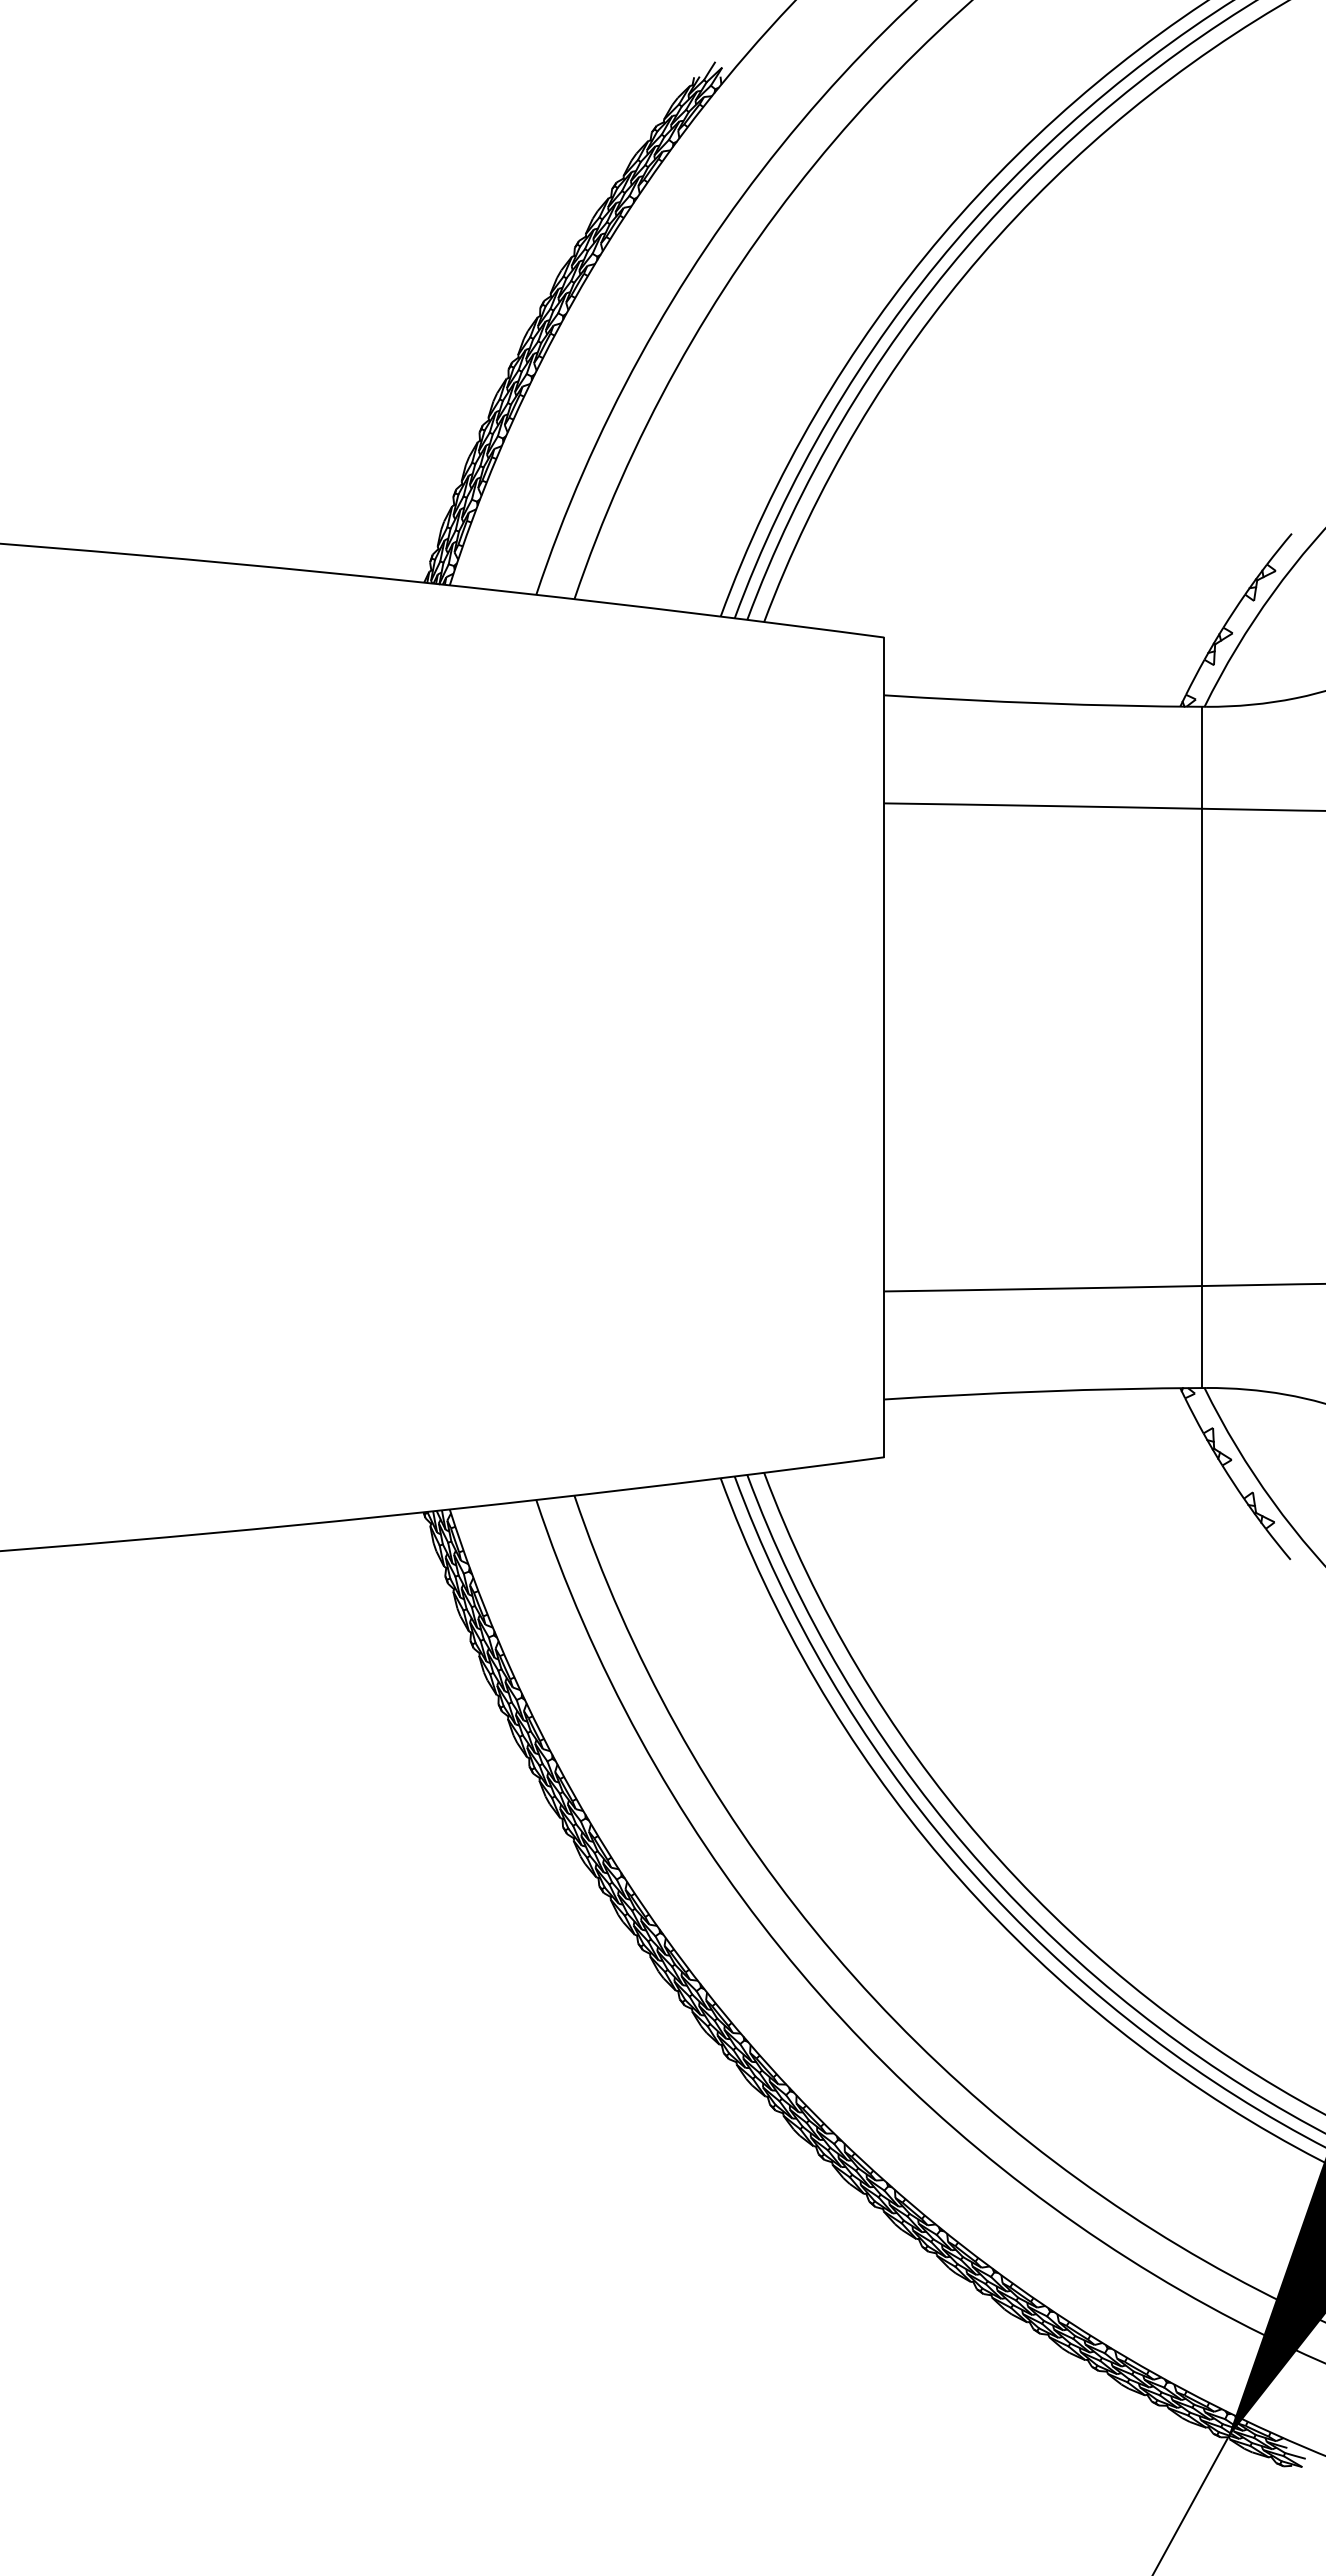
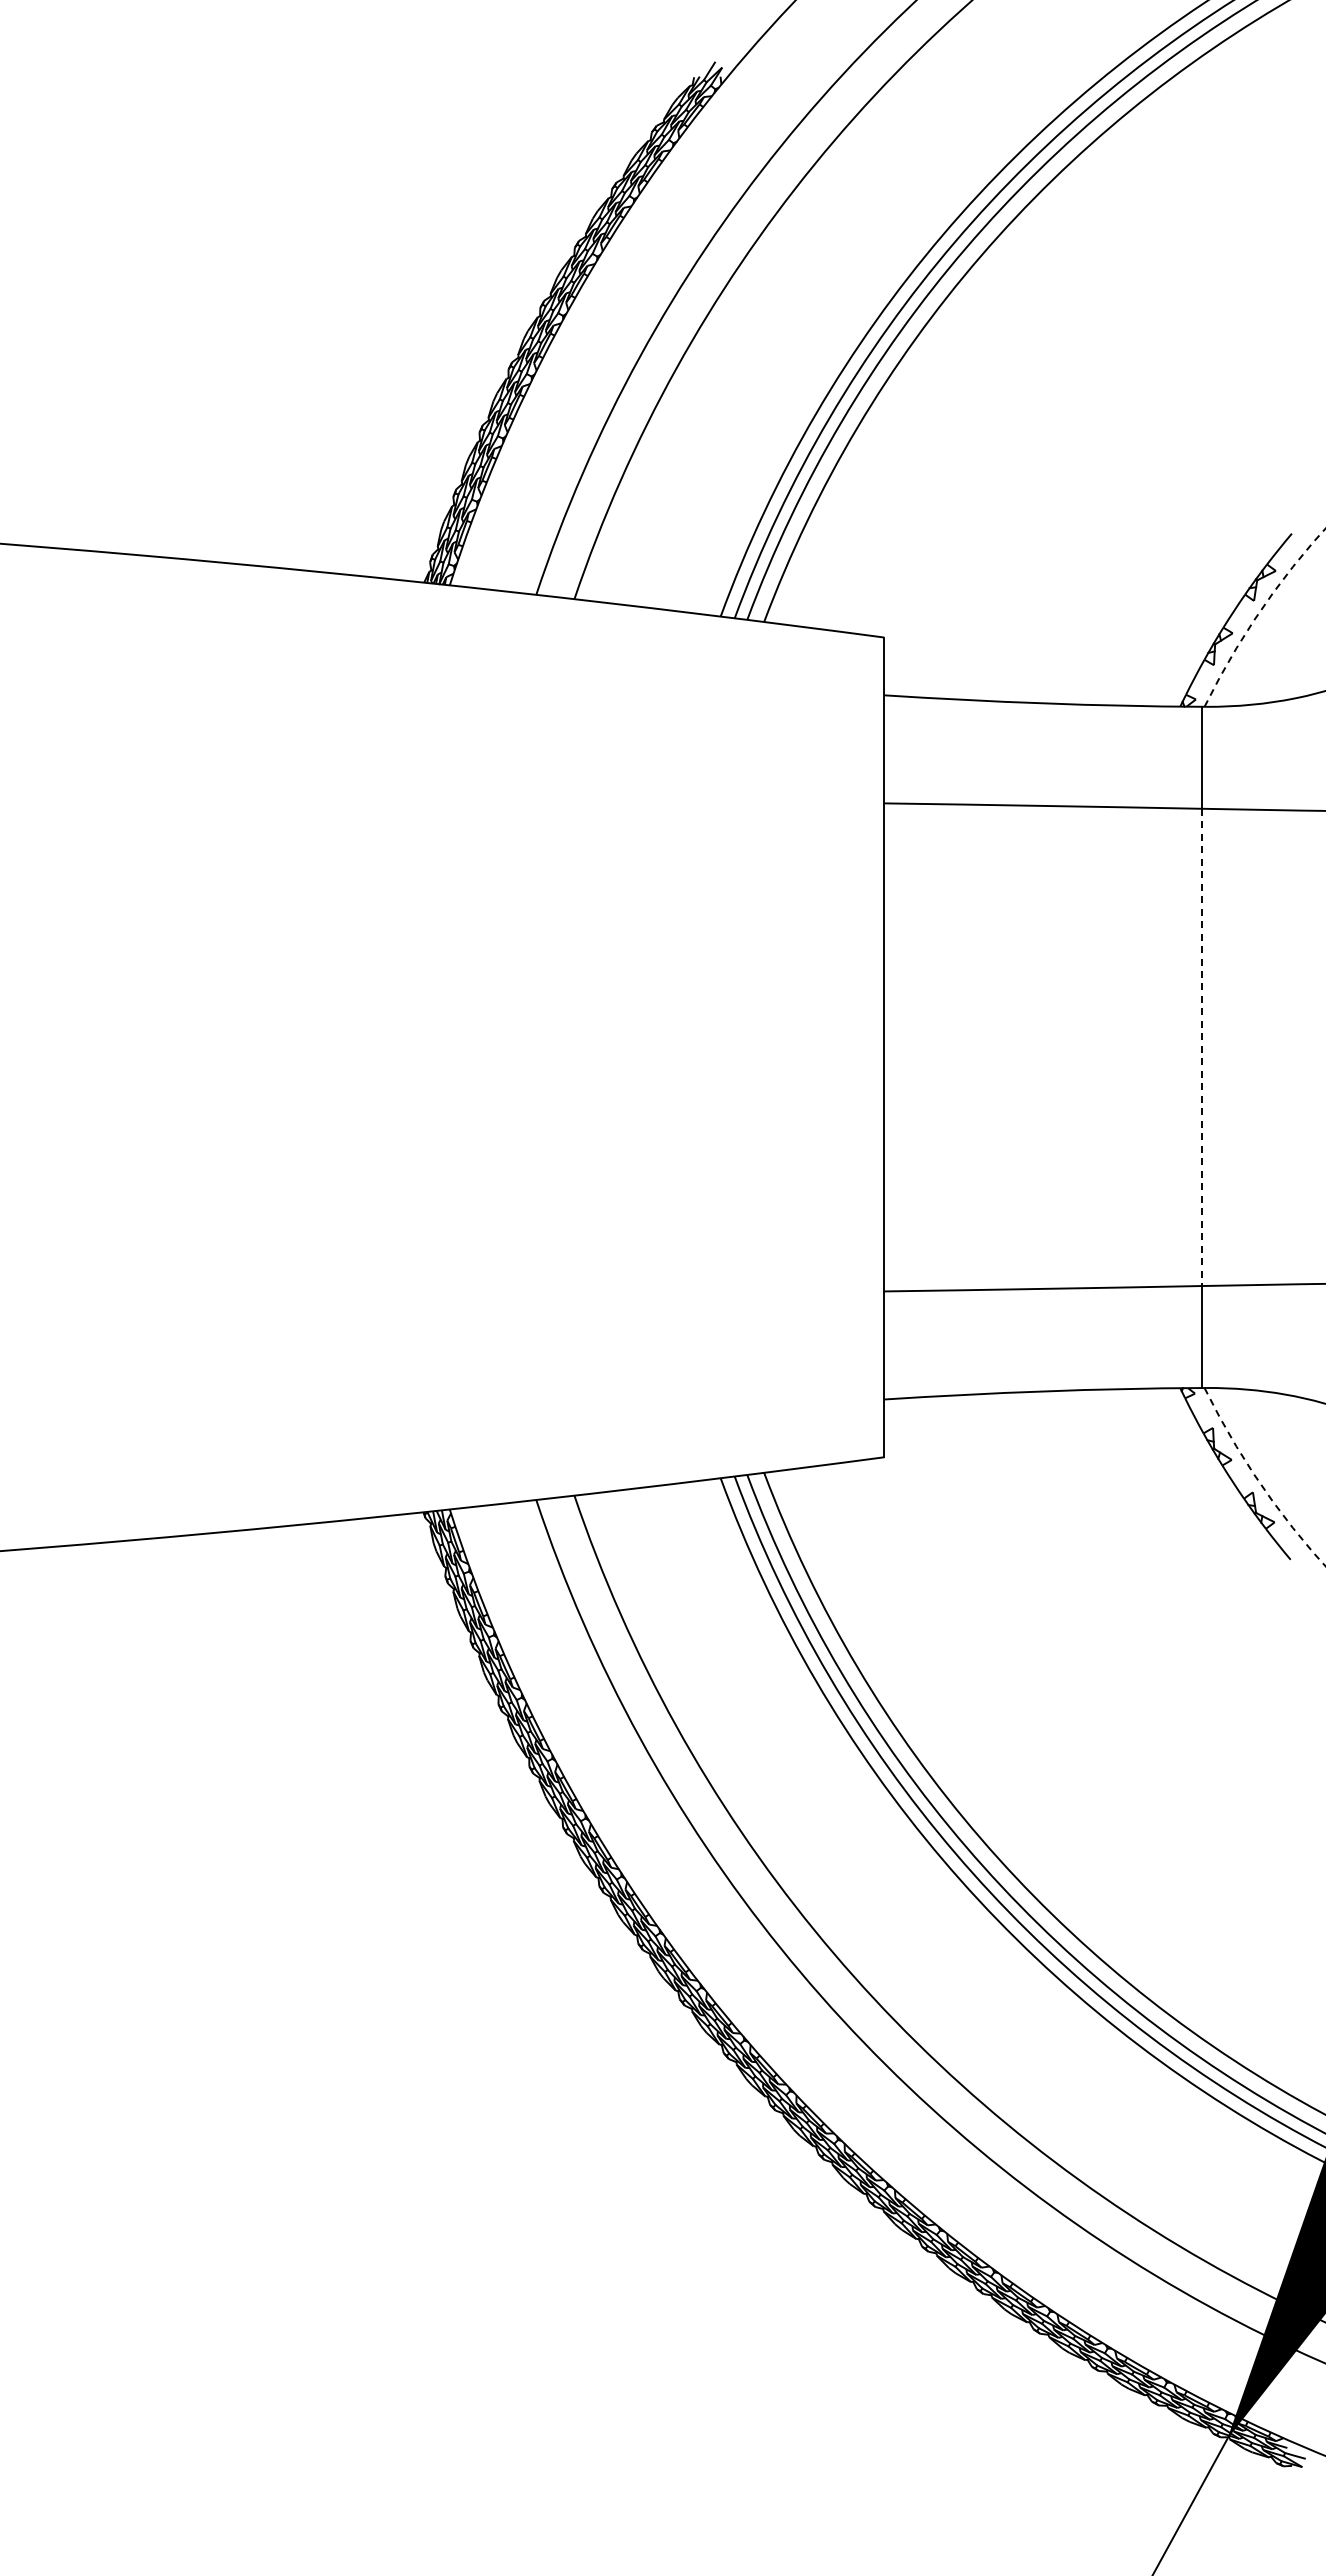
arc: solid -> dashed (1325, 528)
line: solid -> dashed (1201, 1047)
